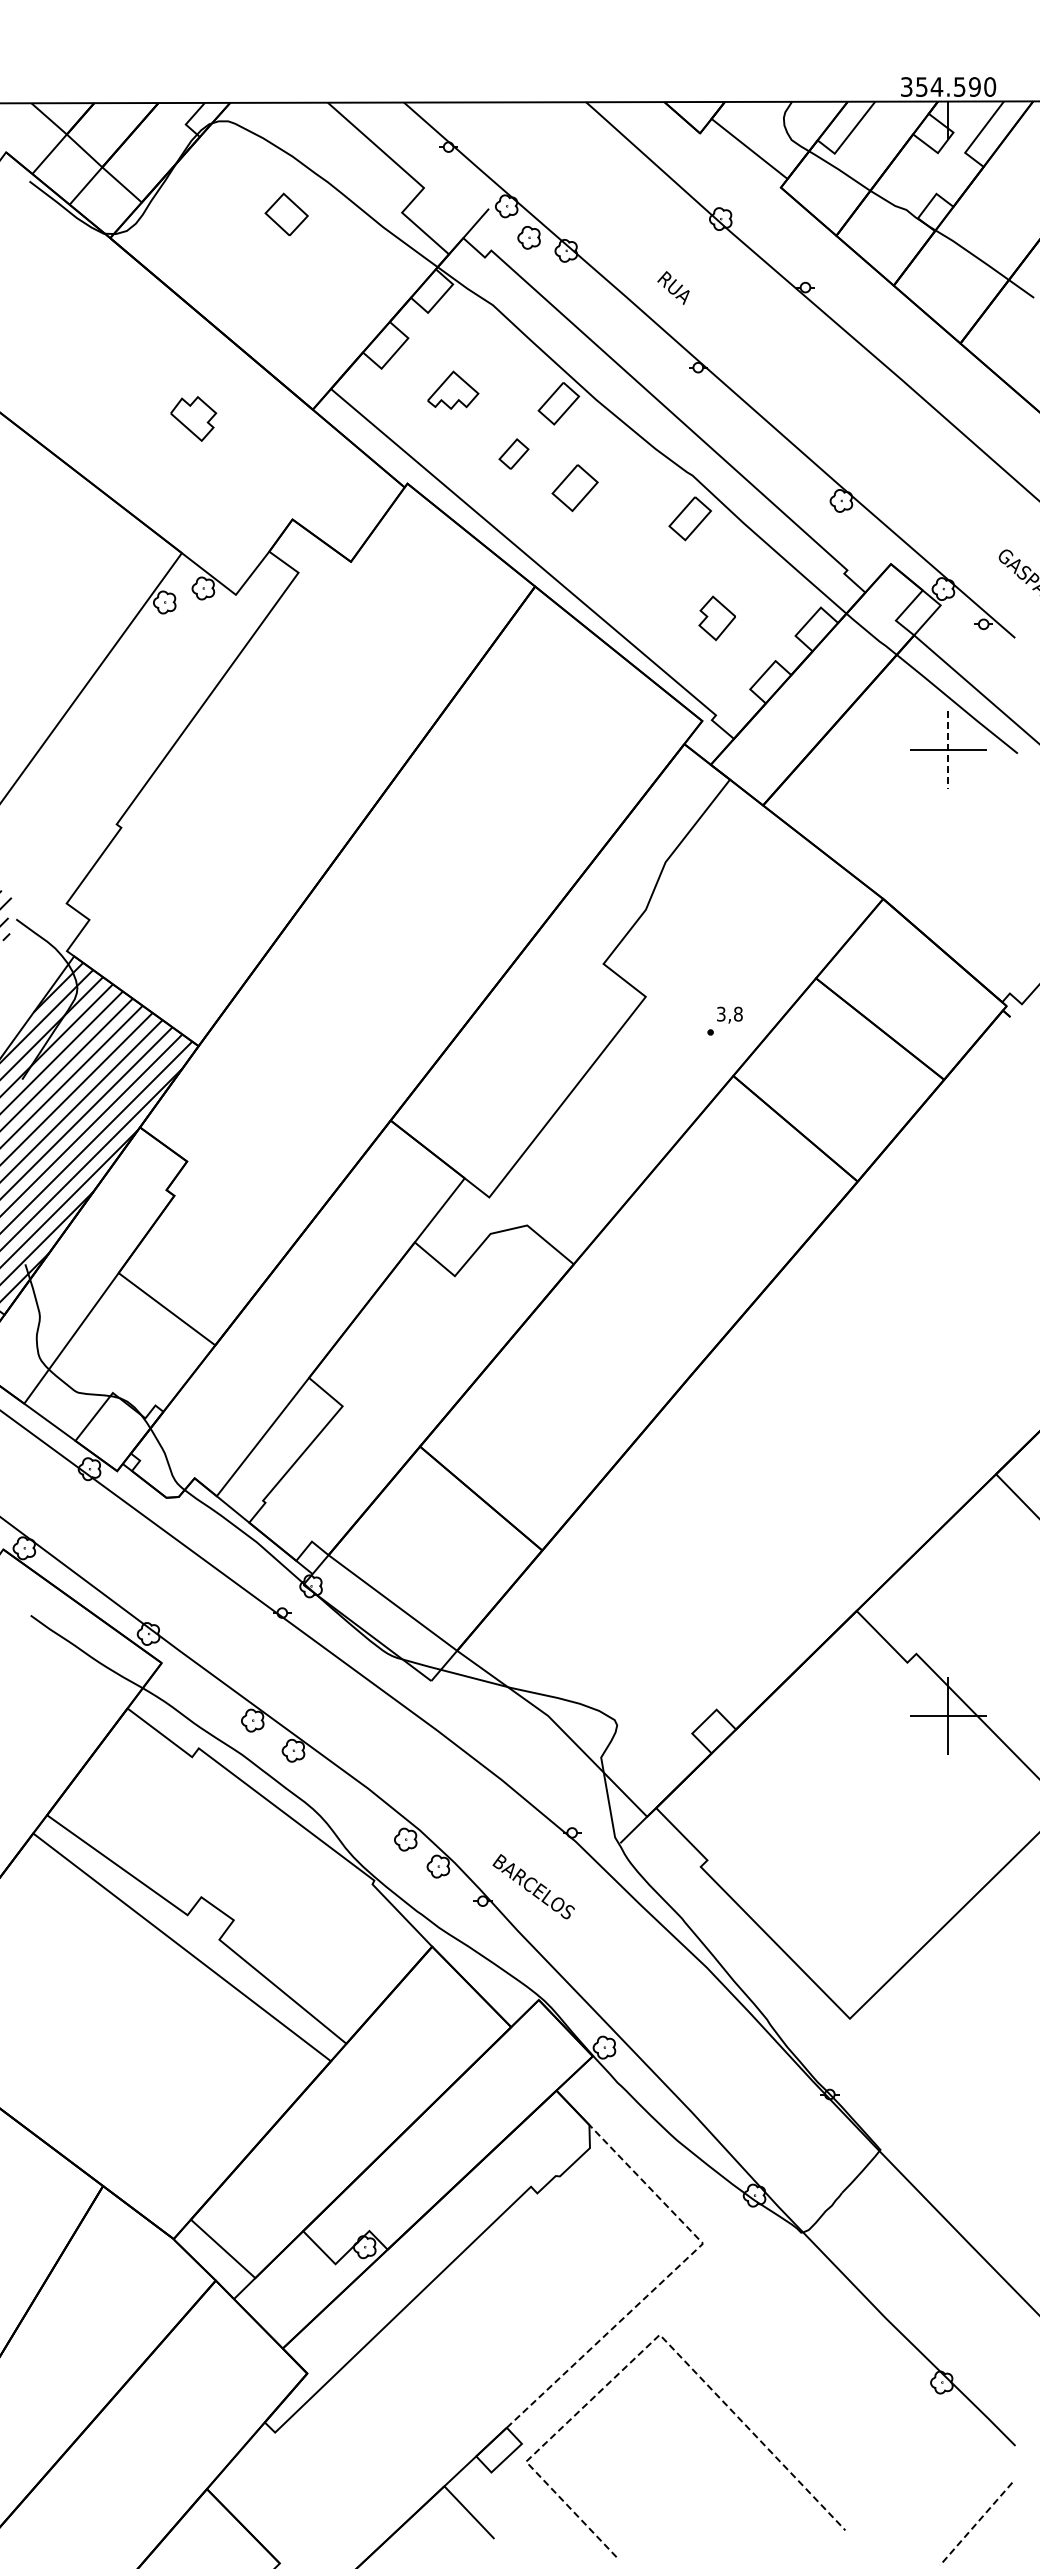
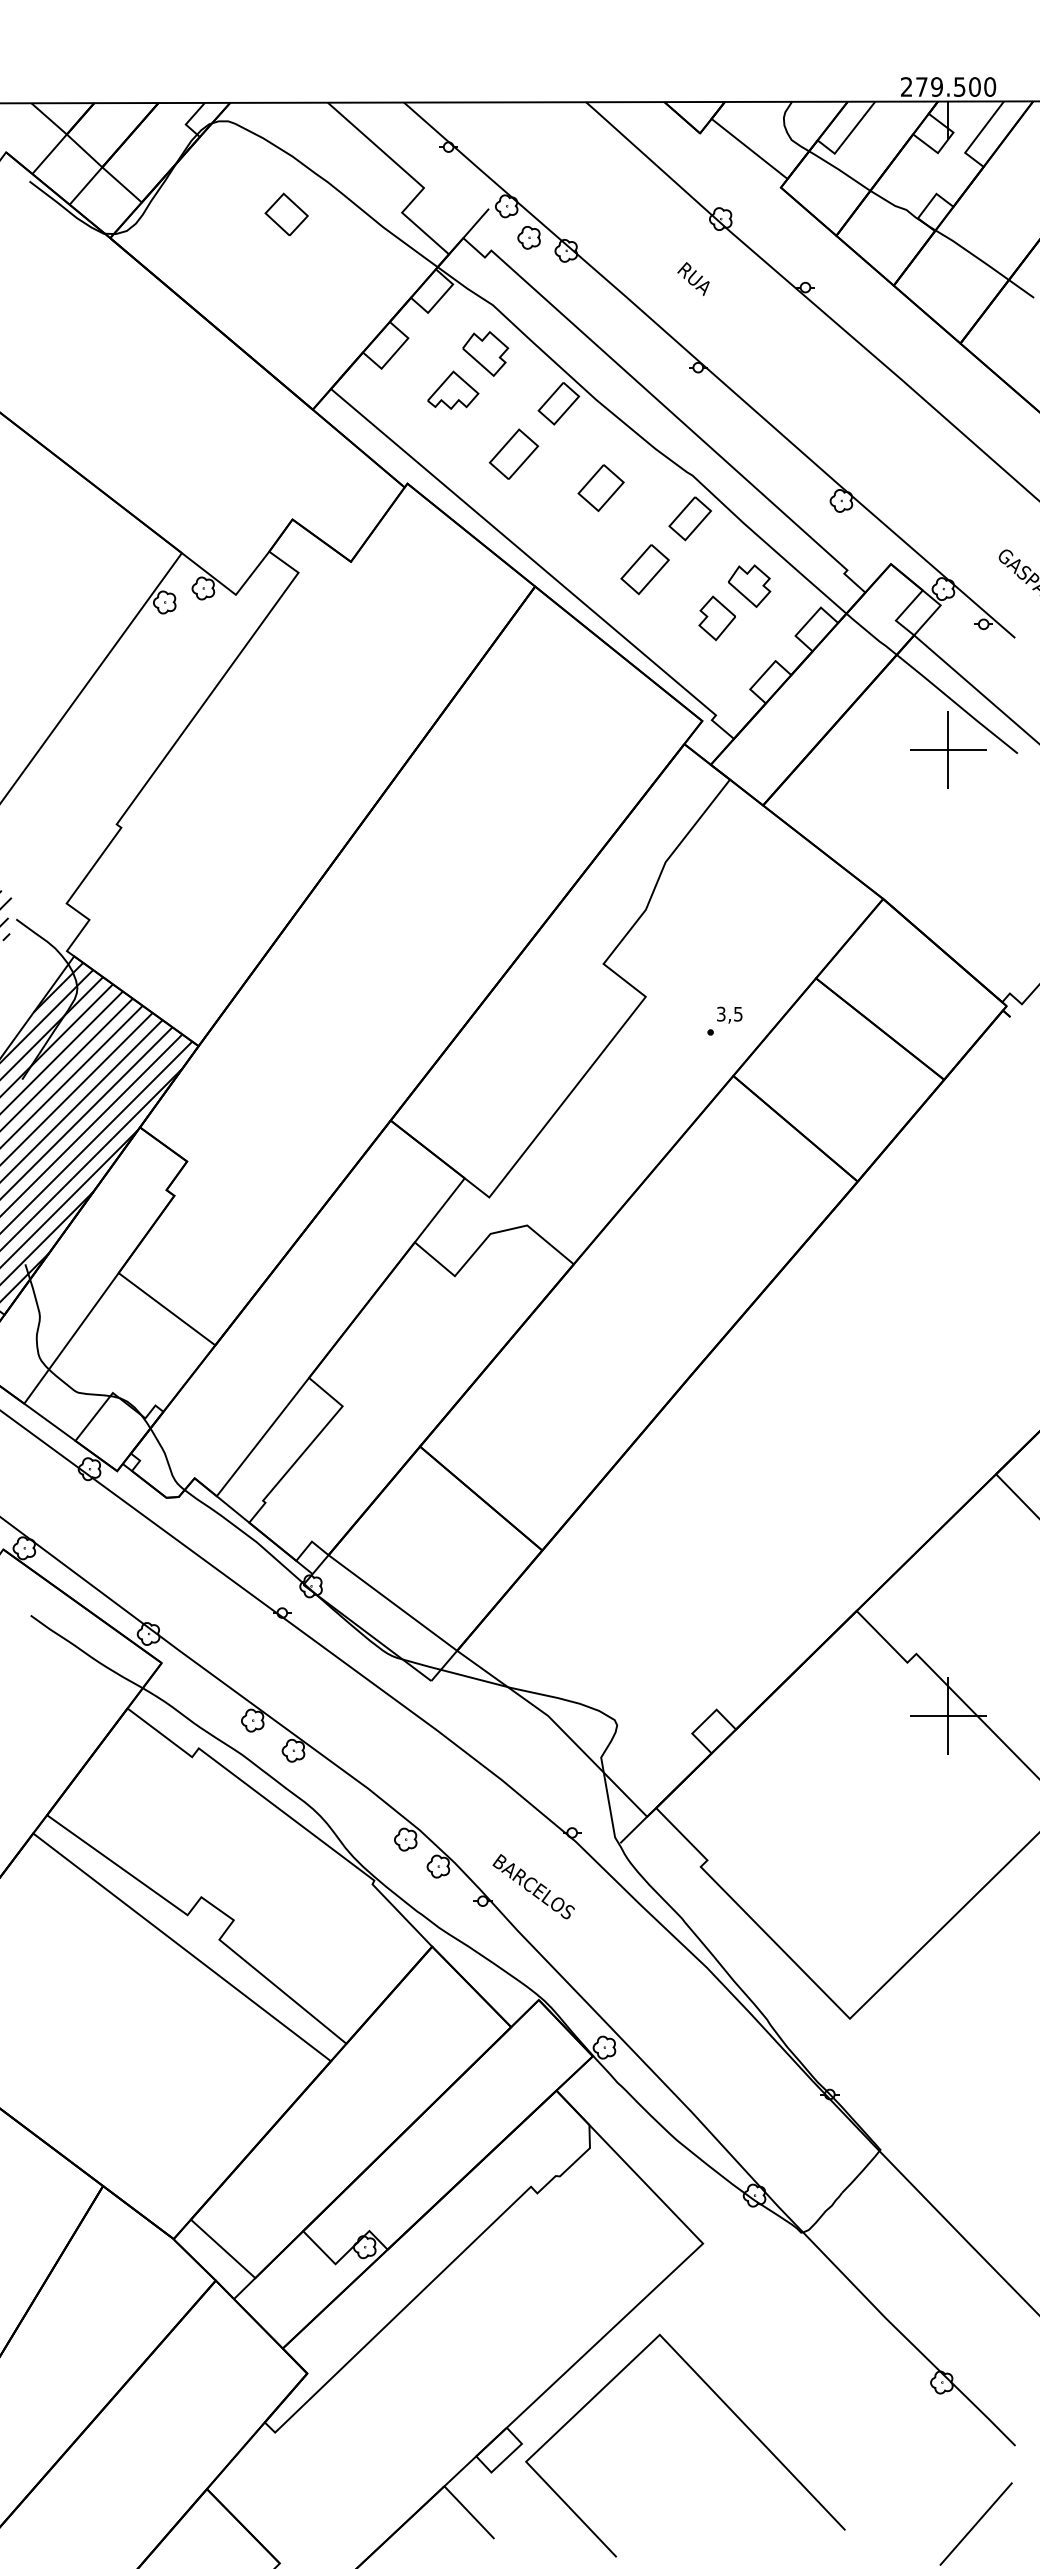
text: 354.590 -> 279.500 (940, 86)
text position: (673, 287) -> (693, 278) (693, 278)
part position: (193, 418) -> (485, 353) (485, 353)
part size: 32x32 px -> 52x52 px (513, 453)
part position: (574, 488) -> (600, 488) (600, 488)
part: none -> present (644, 569)
part: none -> present (749, 585)
line: dashed -> solid (948, 750)
text: 3,8 -> 3,5 (738, 1013)
line: dashed -> solid (665, 2279)
line: dashed -> solid (643, 2350)
line: dashed -> solid (975, 2524)
